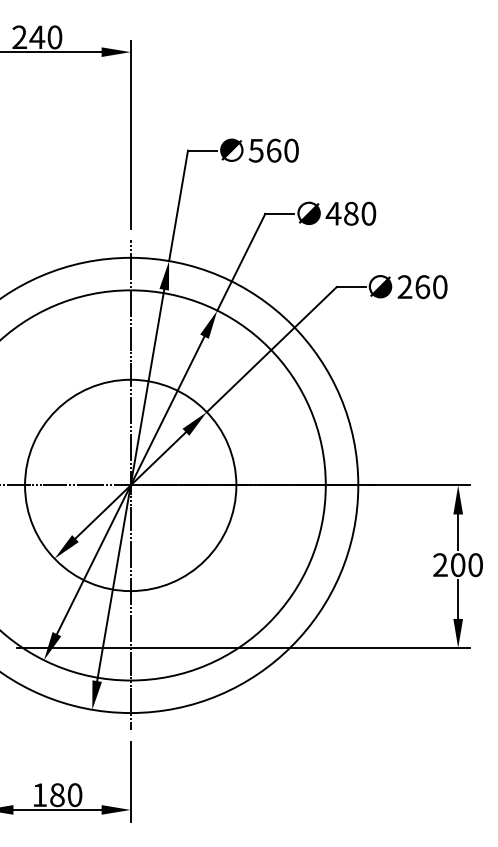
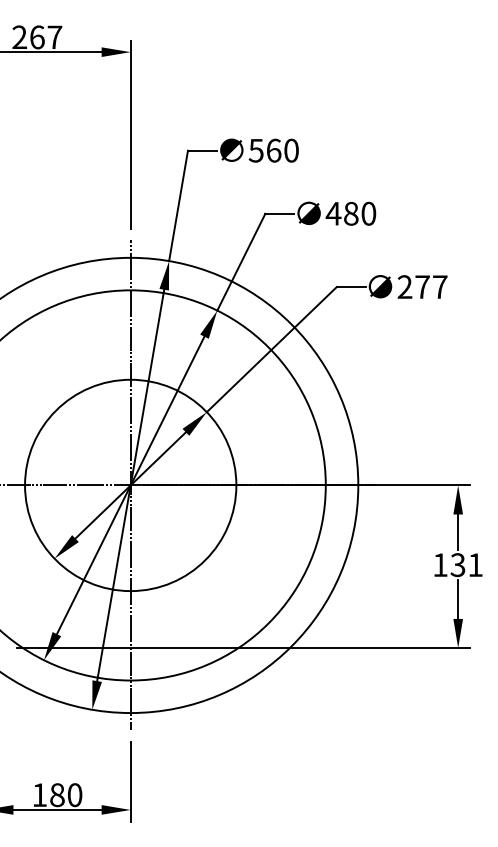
text: 240 -> 267 (45, 37)
text: 260 -> 277 (431, 287)
text: 200 -> 131 (457, 565)
